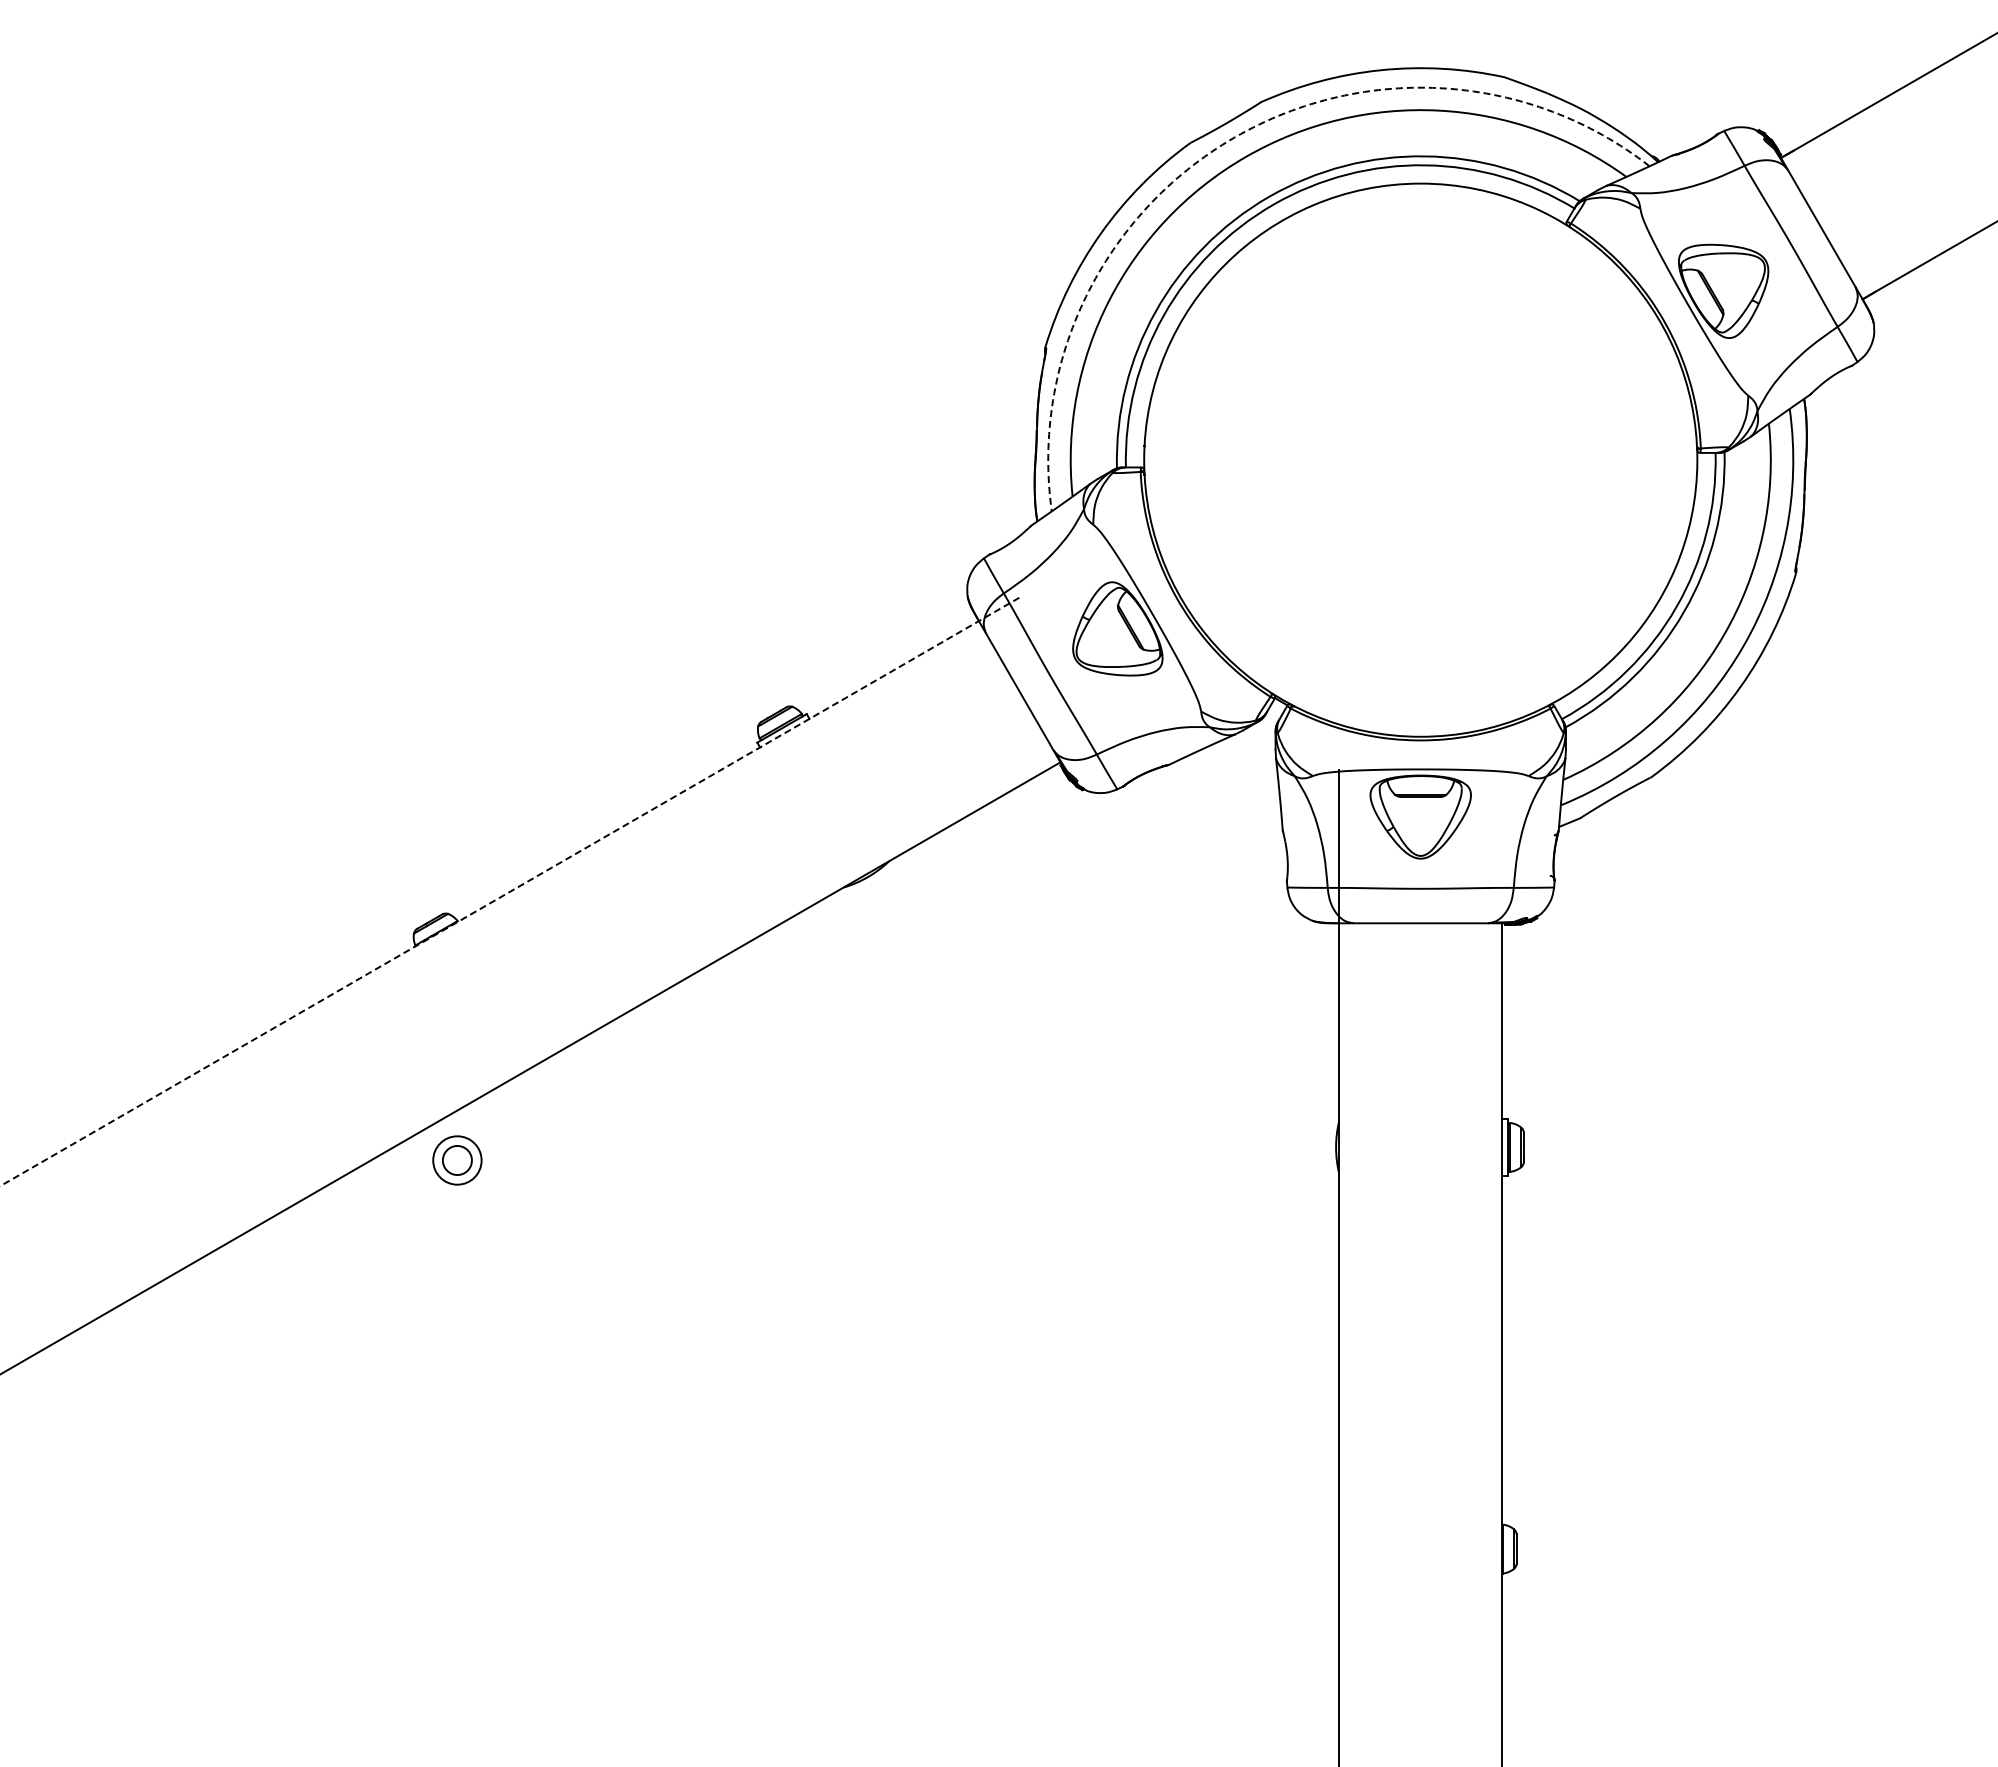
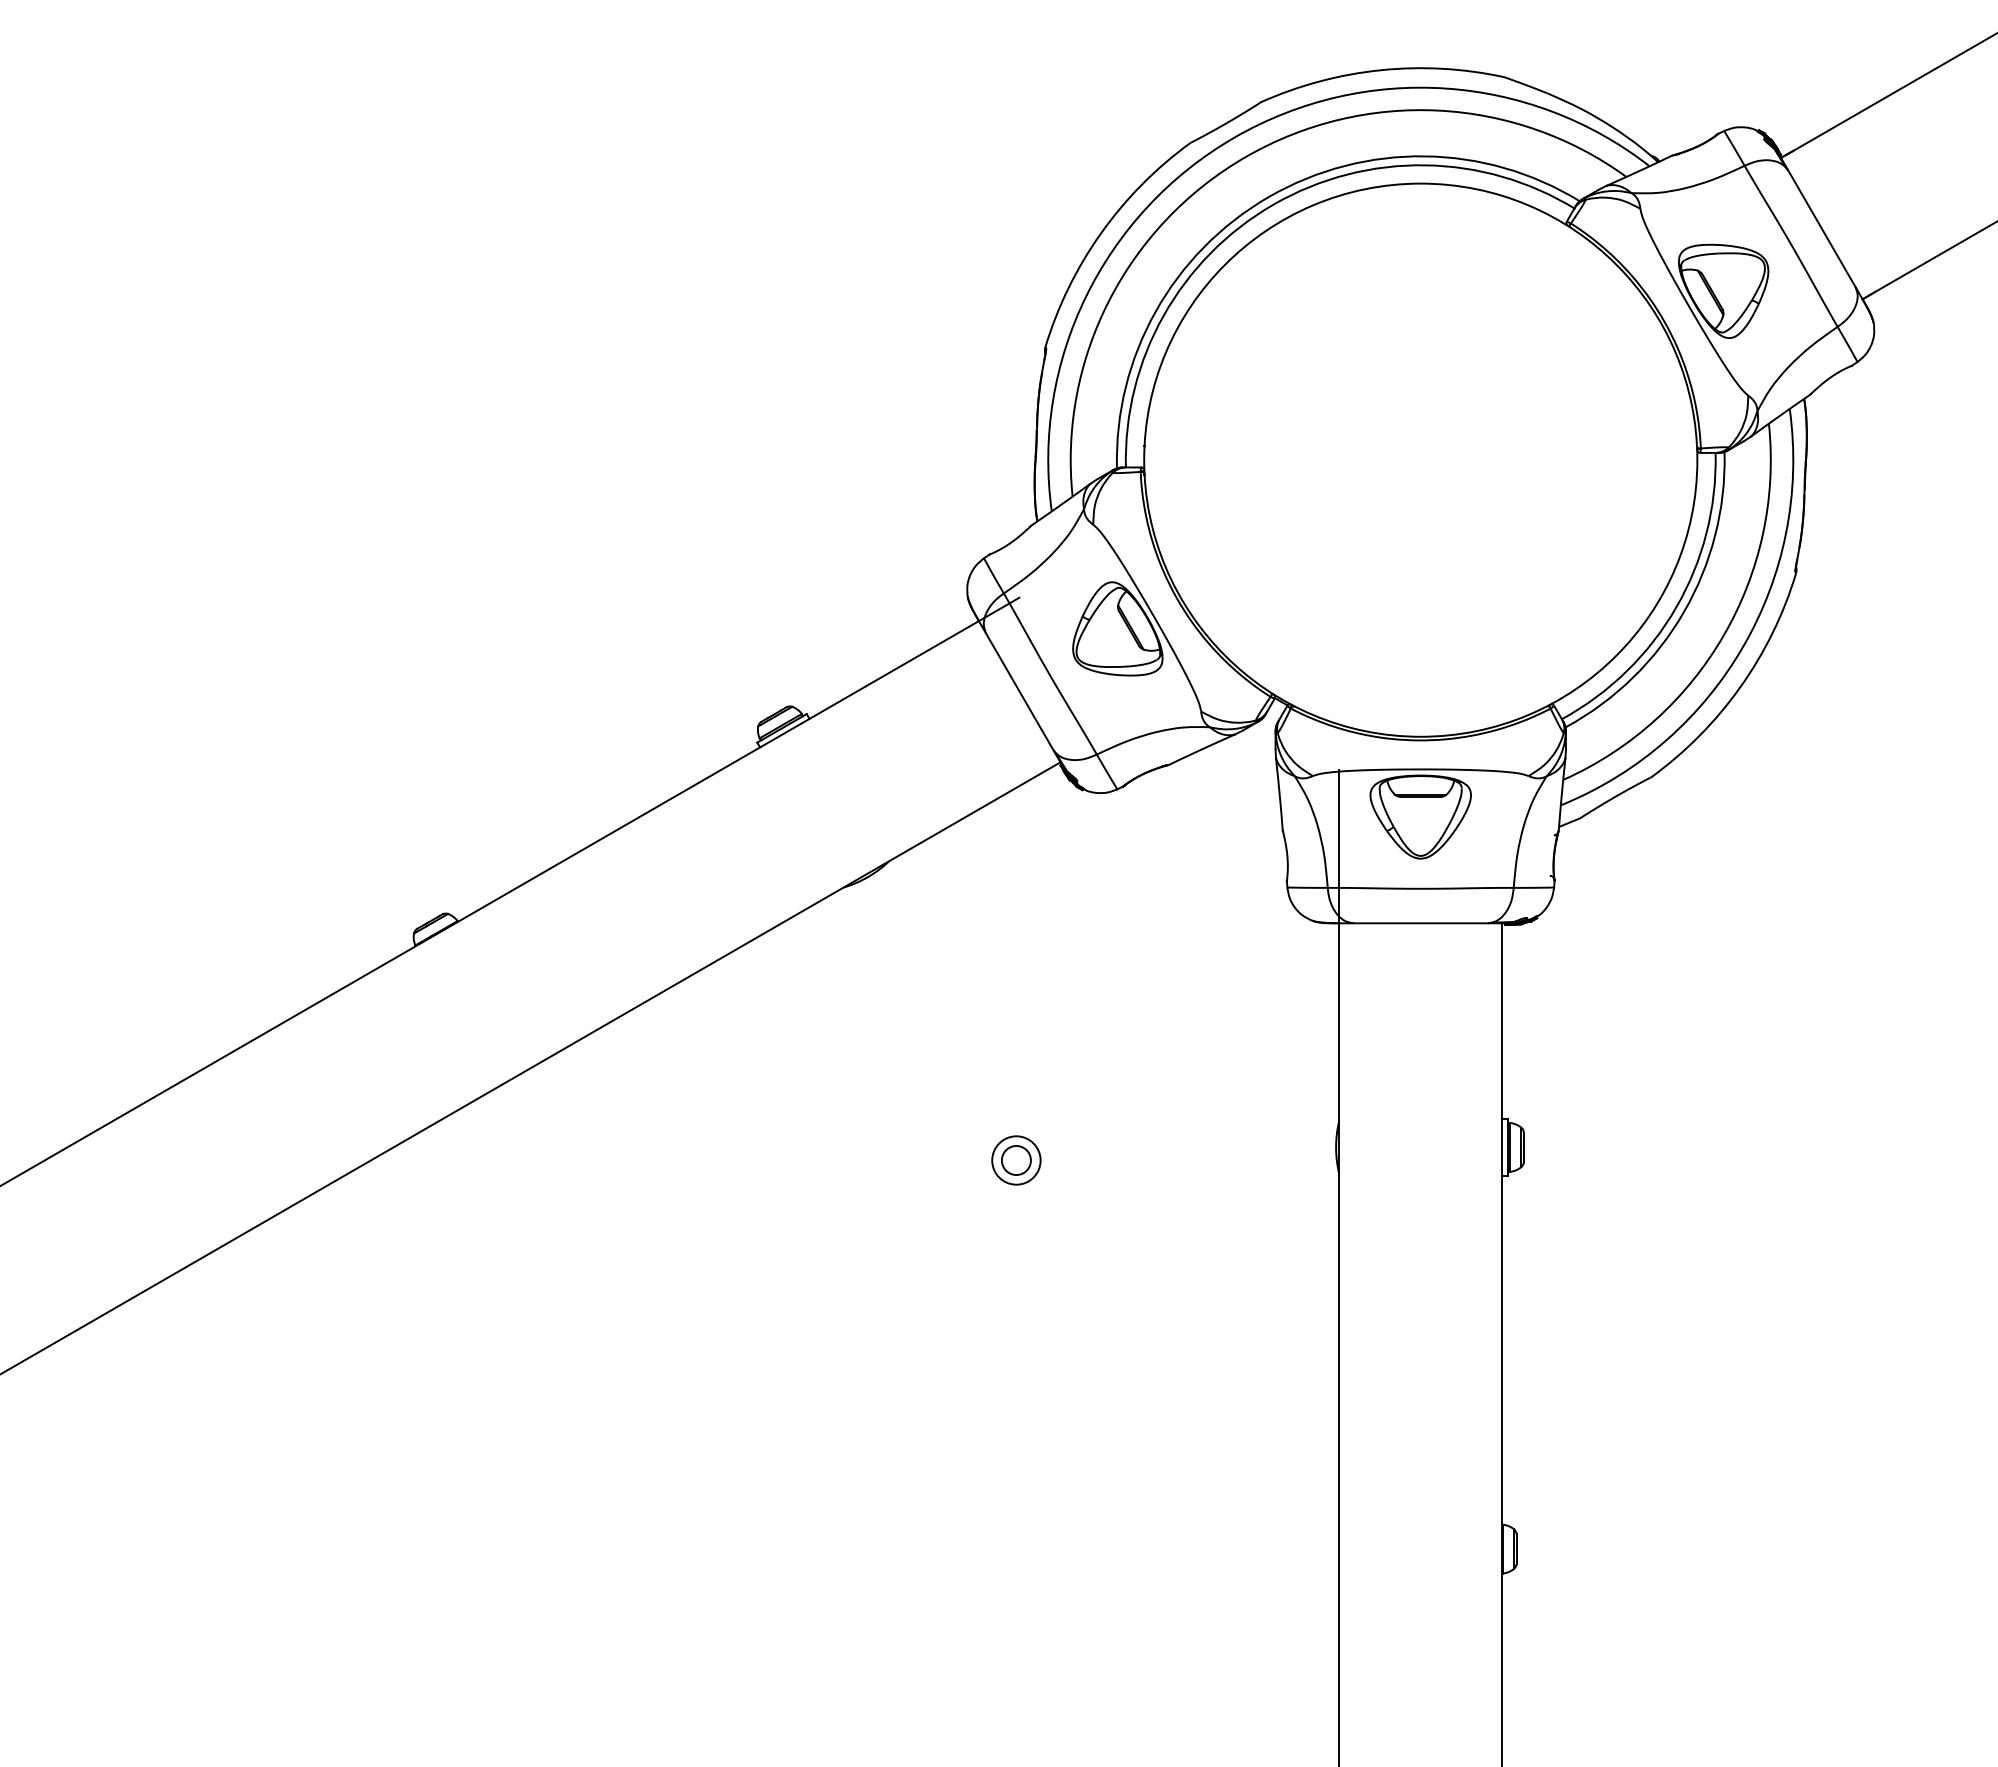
arc: dashed -> solid (1234, 137)
line: dashed -> solid (509, 892)
part position: (457, 1160) -> (1016, 1160) (1016, 1160)
